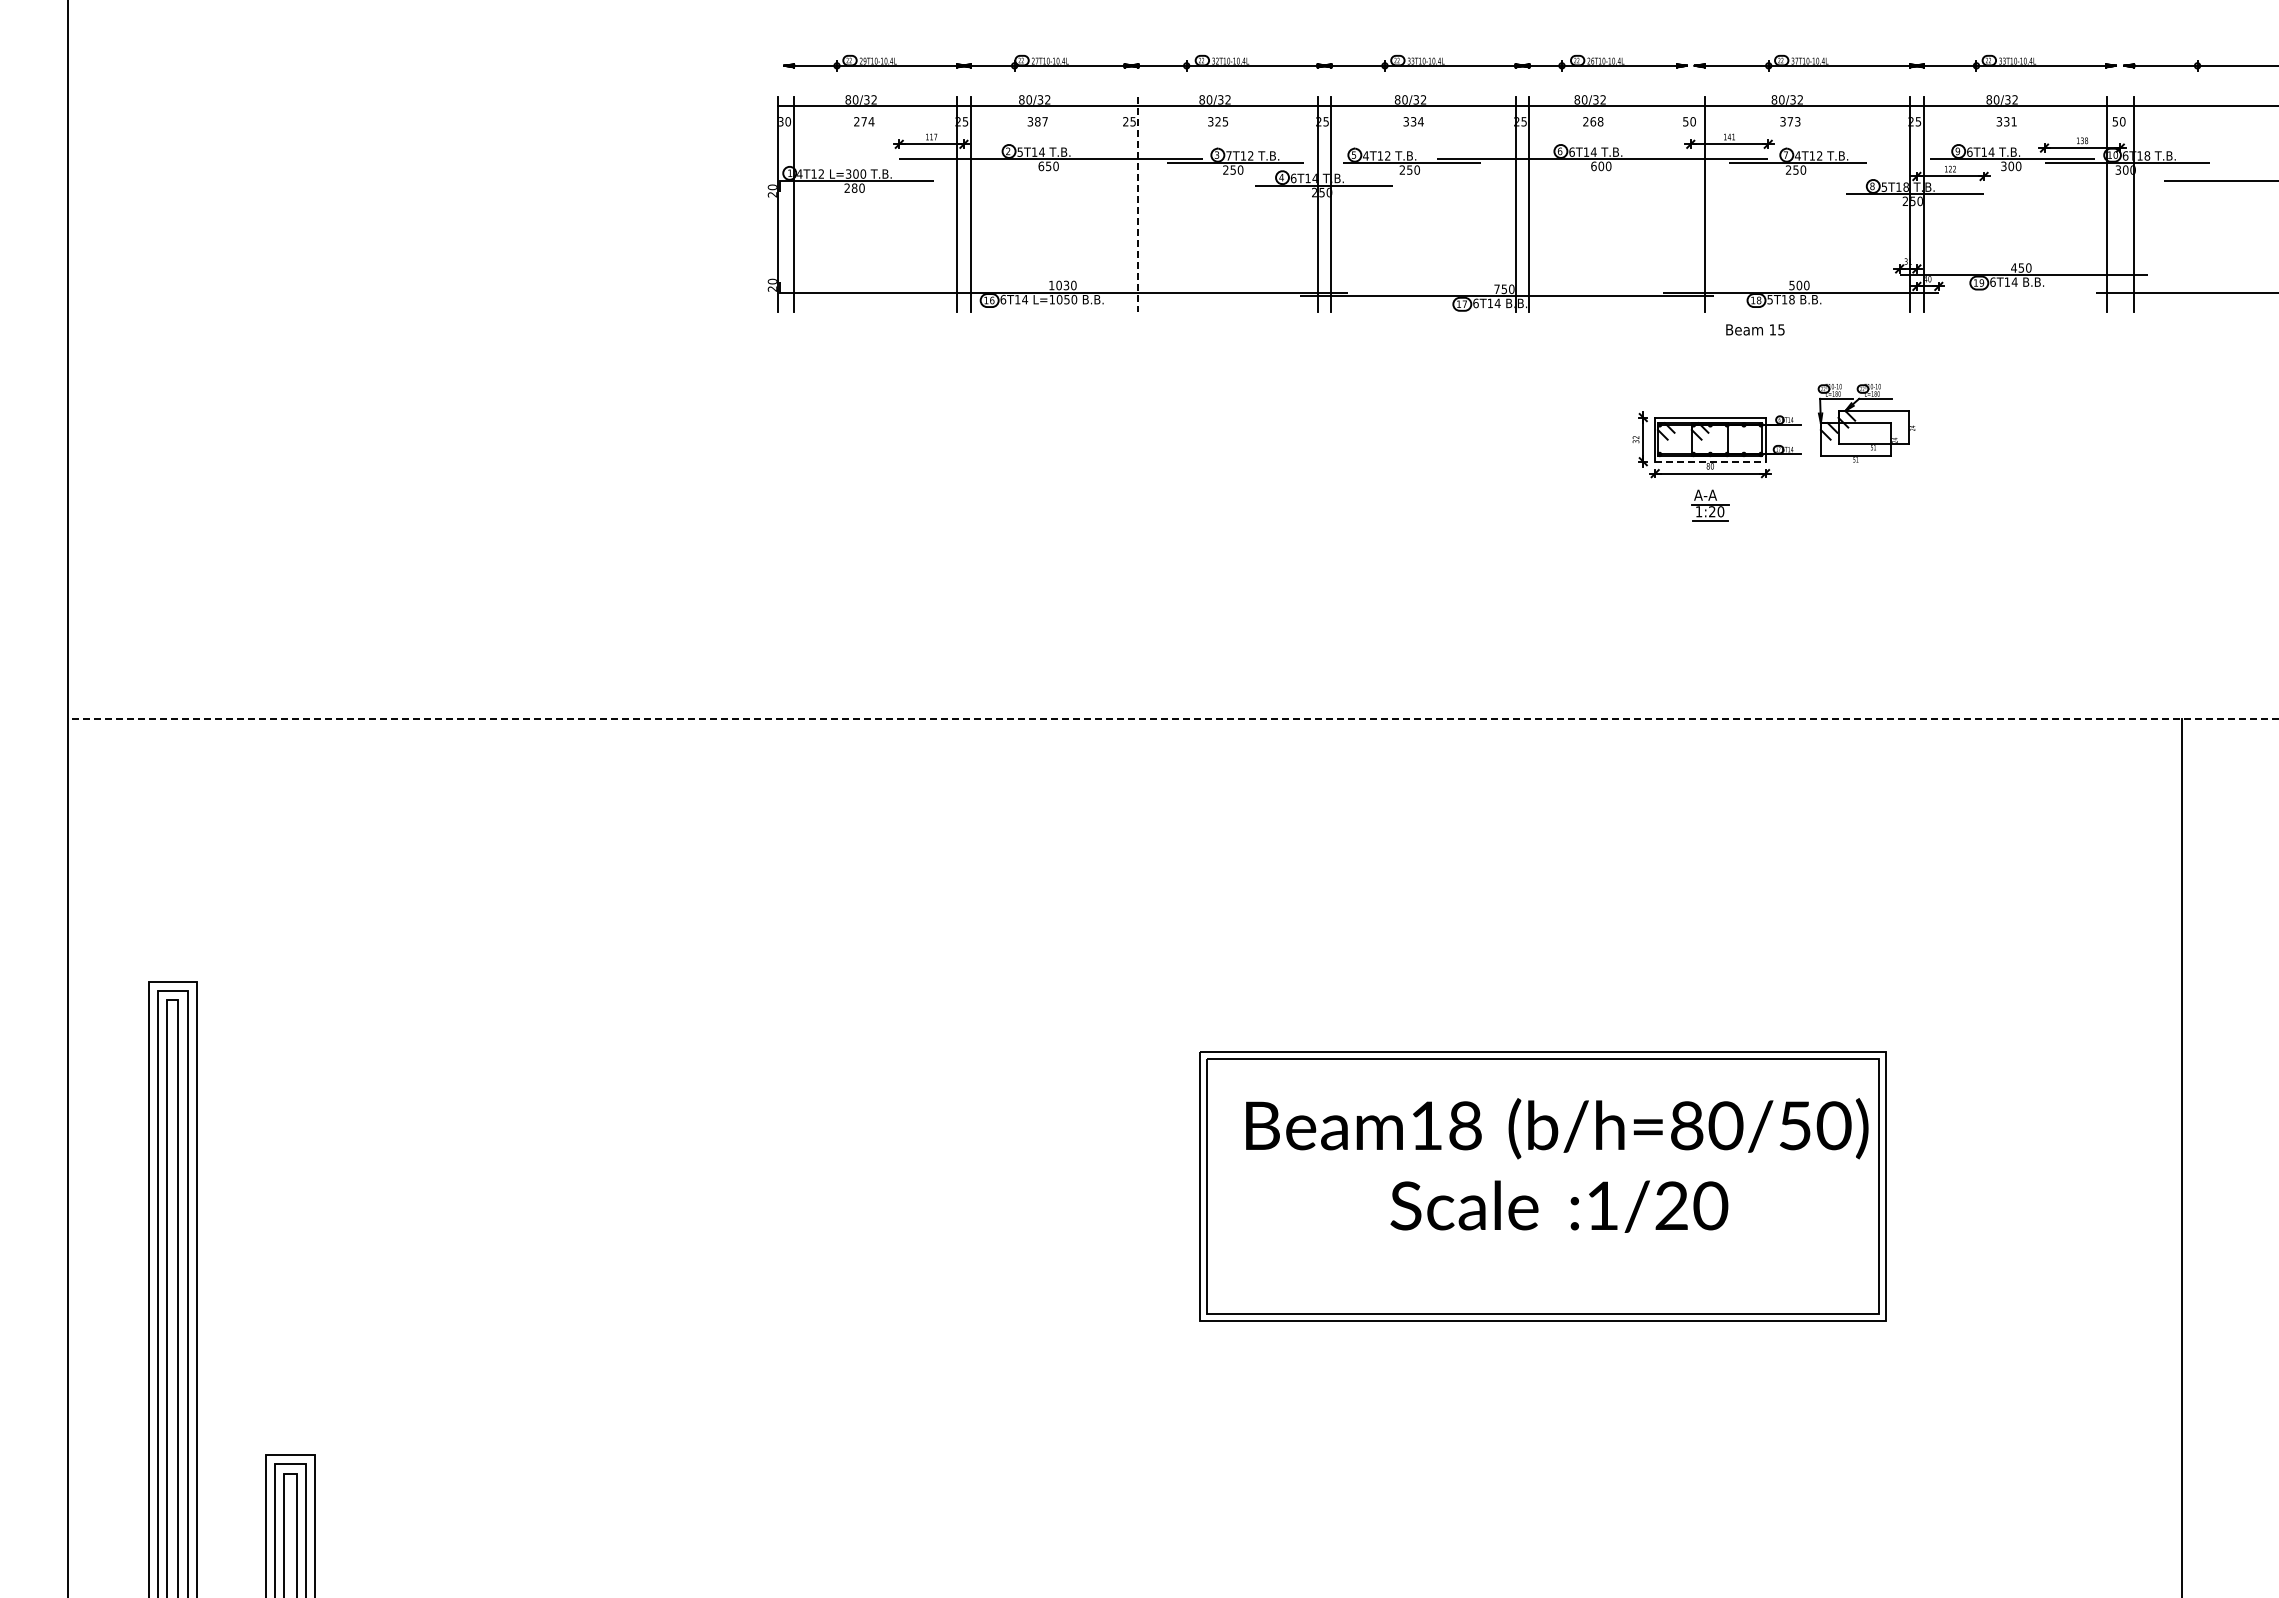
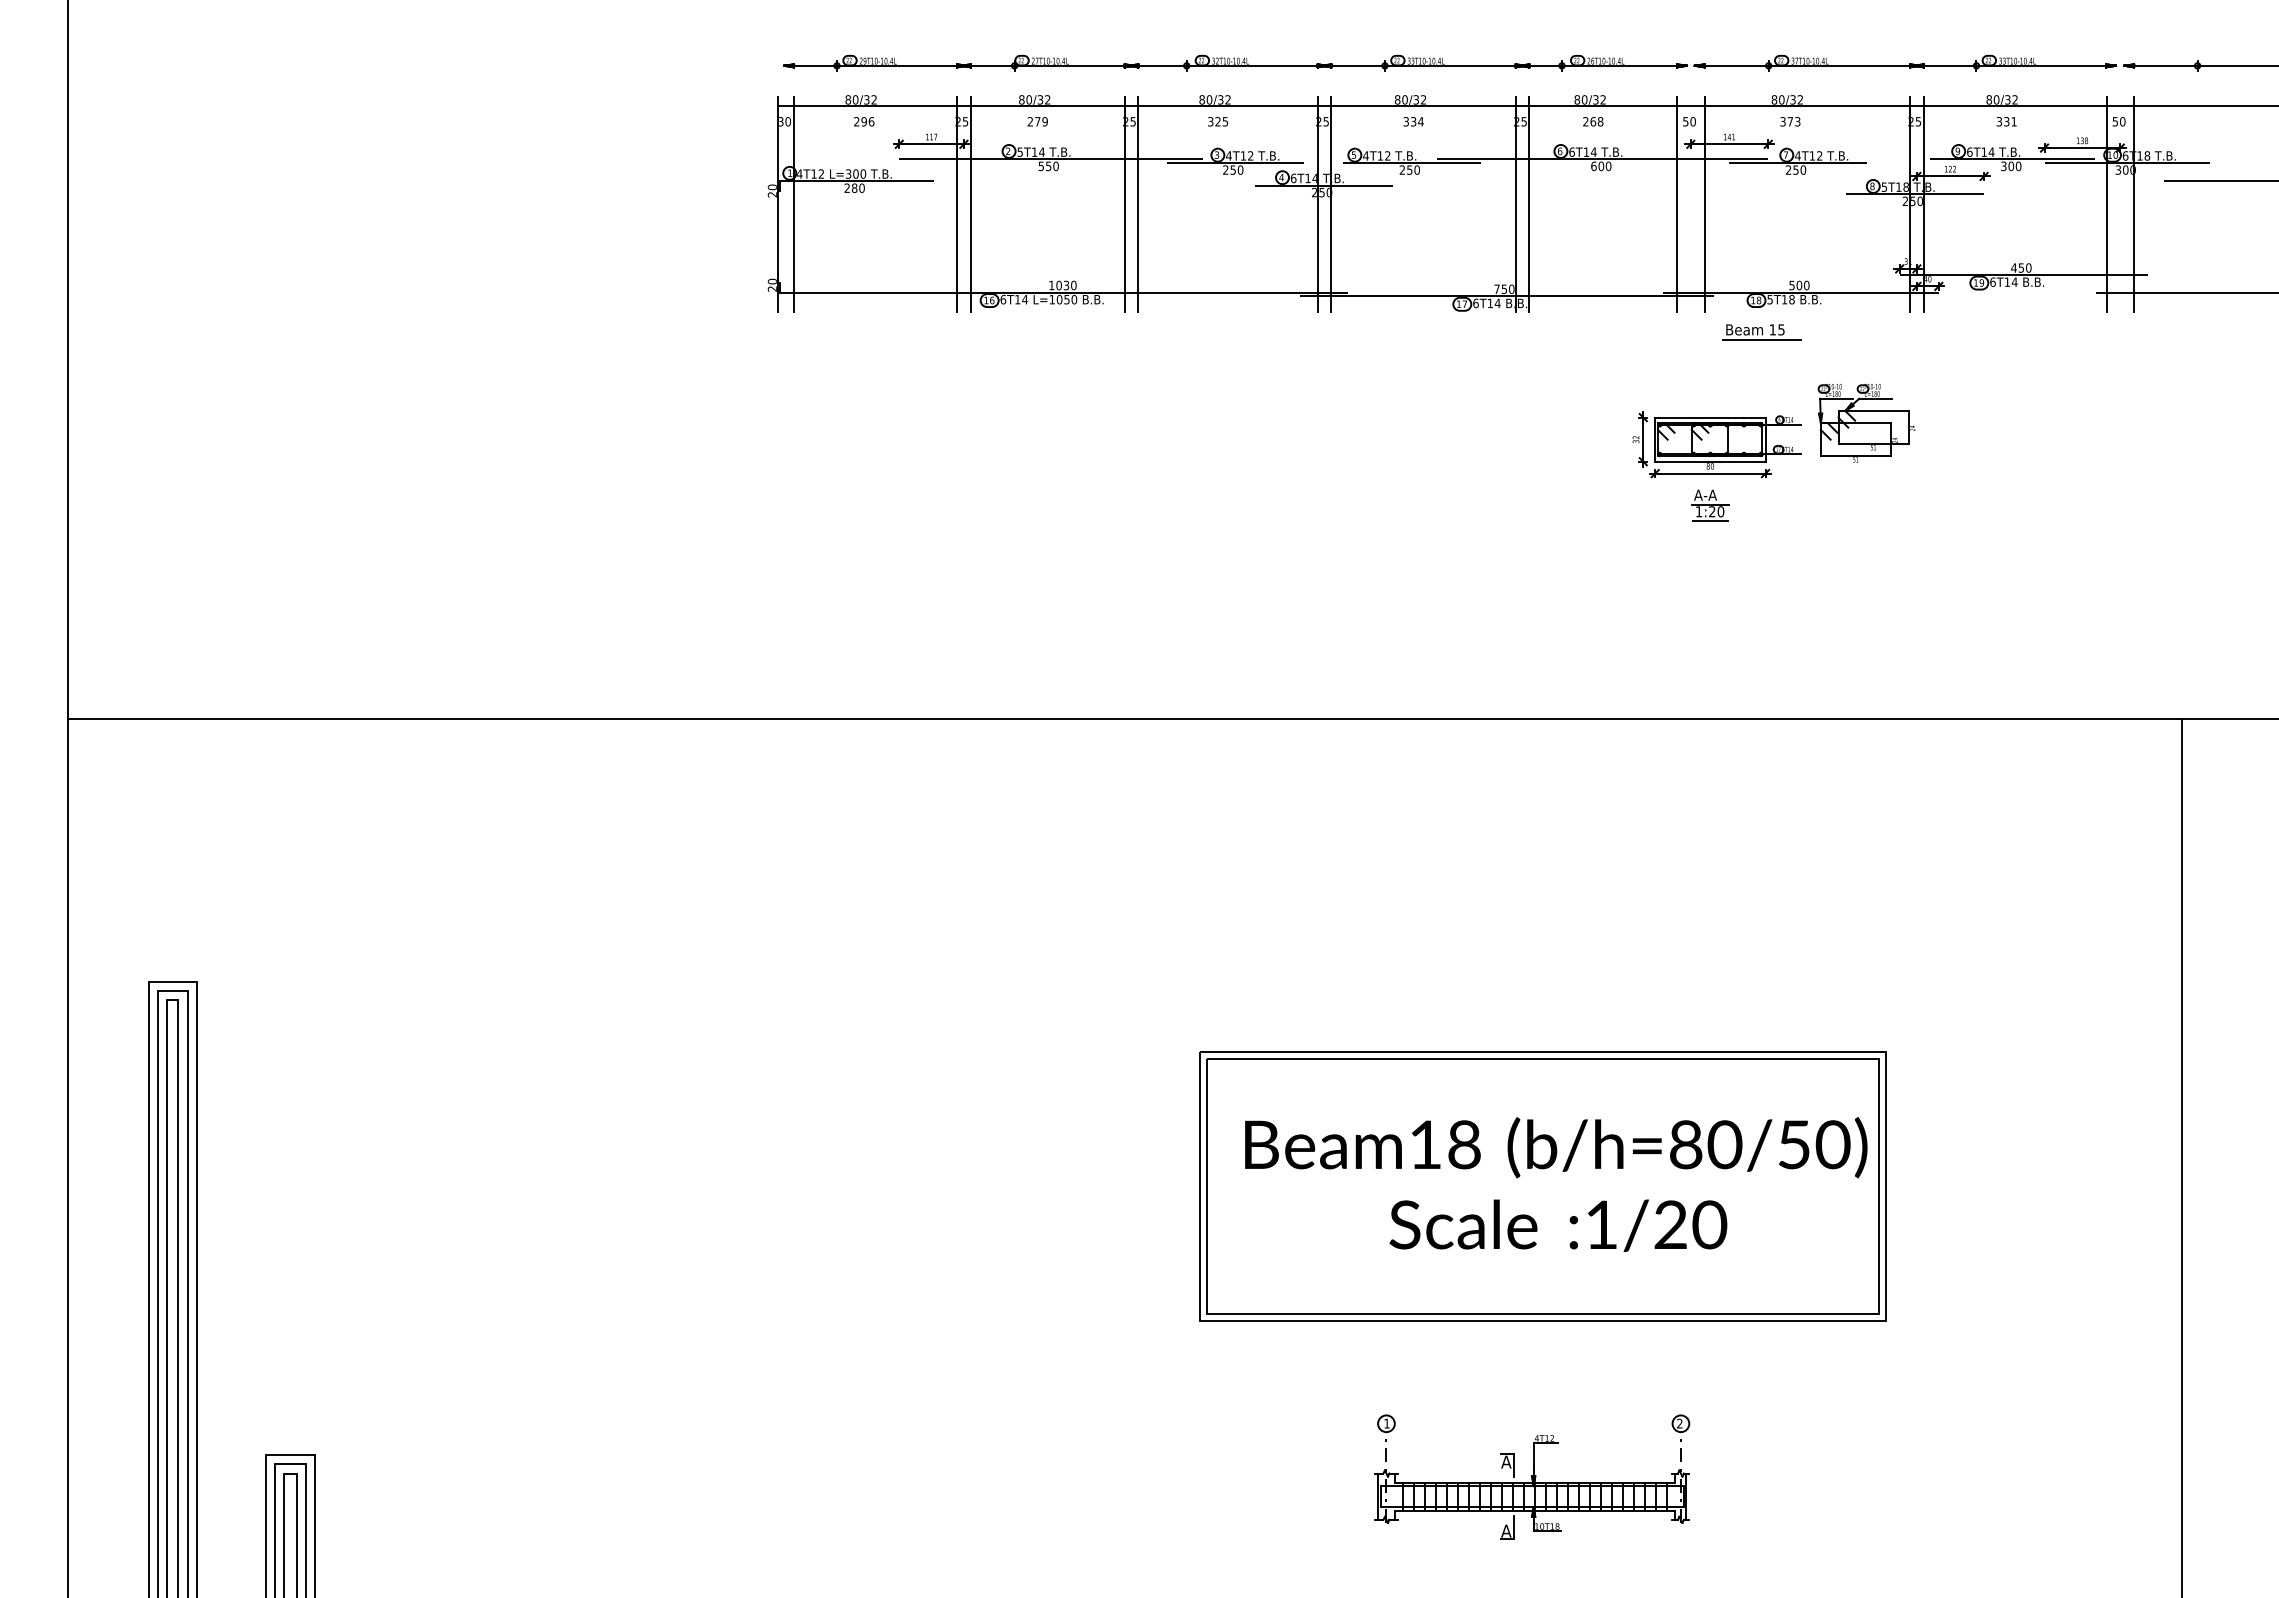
text: 274 -> 296 (867, 121)
text: 387 -> 279 (1037, 121)
text: 7T12 -> 4T12 (1228, 155)
text: 650 -> 550 (1041, 166)
line: none -> present (1124, 203)
line: none -> present (1676, 203)
line: dashed -> solid (1138, 204)
line: none -> present (1761, 339)
line: dashed -> solid (1710, 461)
line: dashed -> solid (1173, 718)
text position: (1557, 1165) -> (1556, 1184) (1556, 1184)
part: none -> present (1532, 1476)
